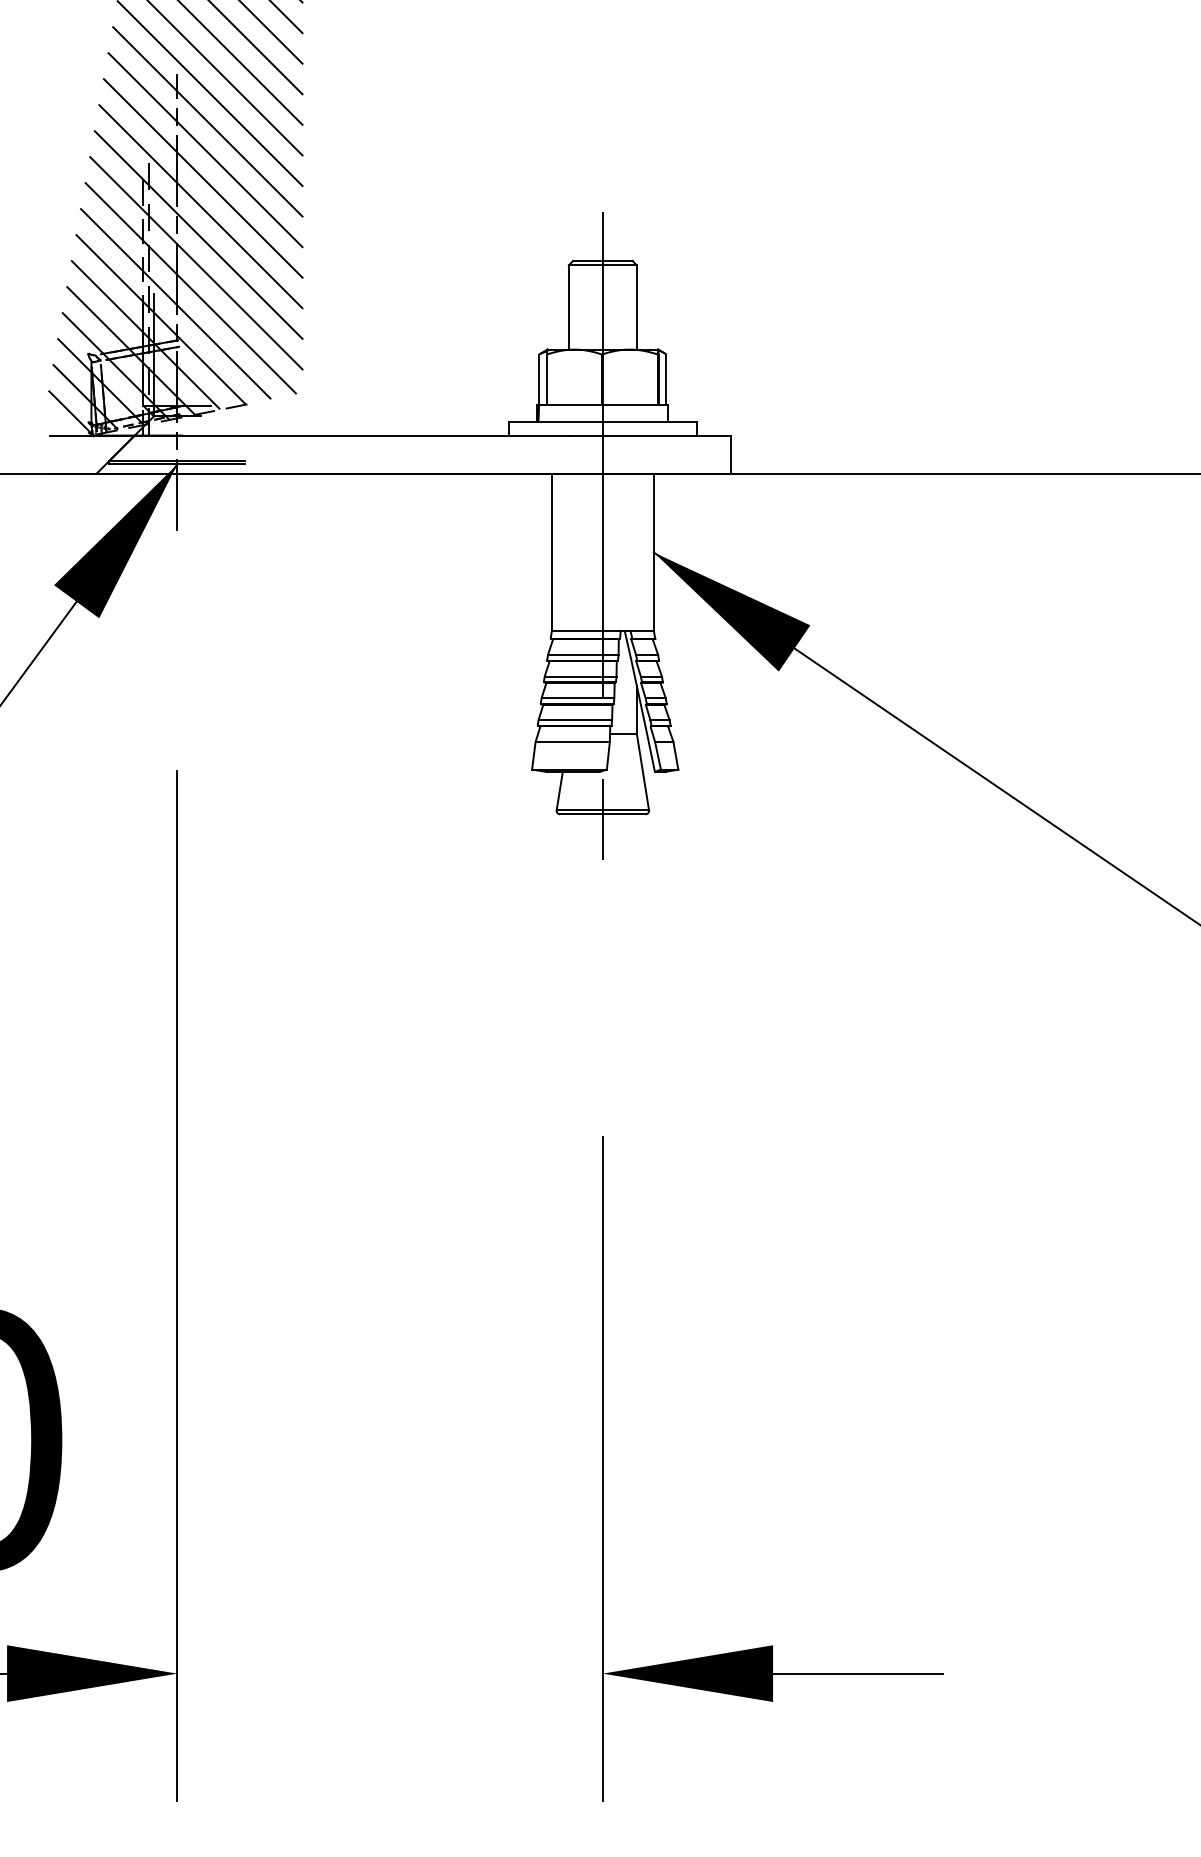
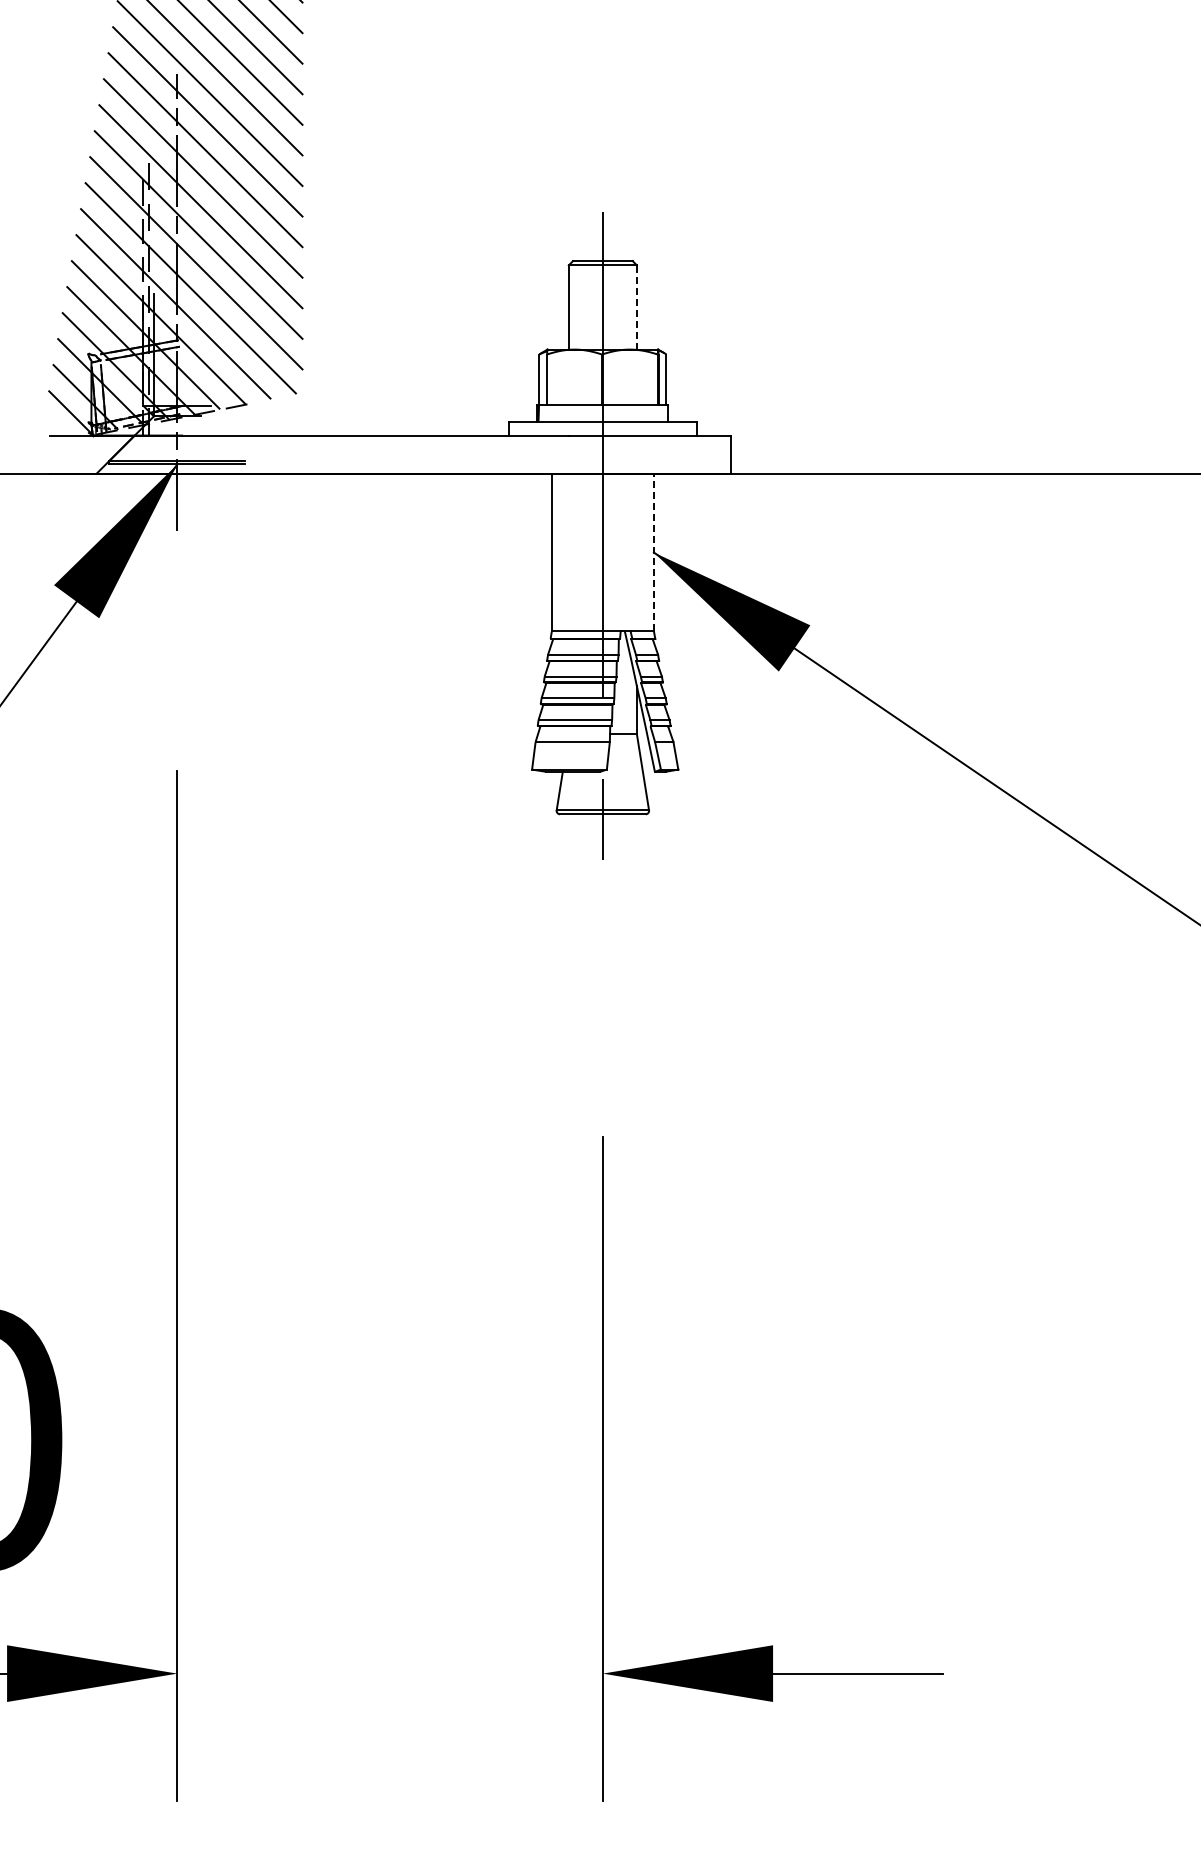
line: solid -> dashed (636, 306)
line: solid -> dashed (653, 552)
